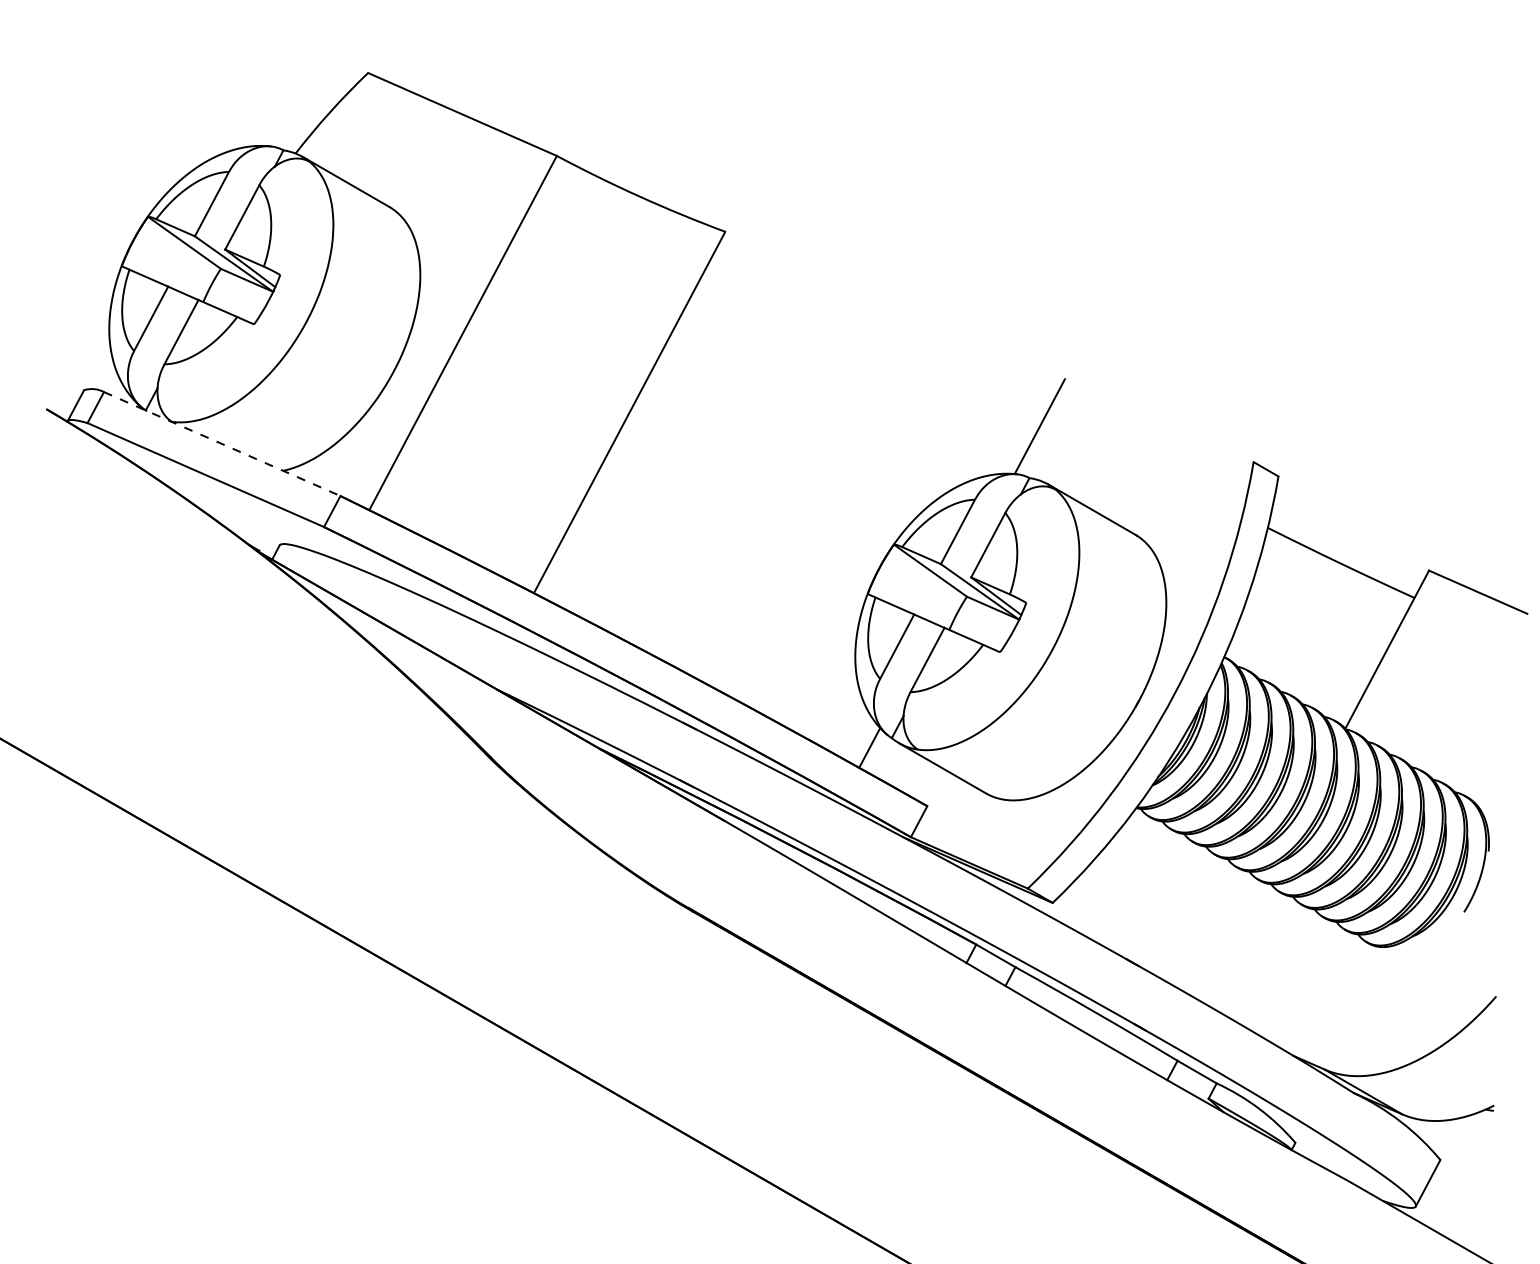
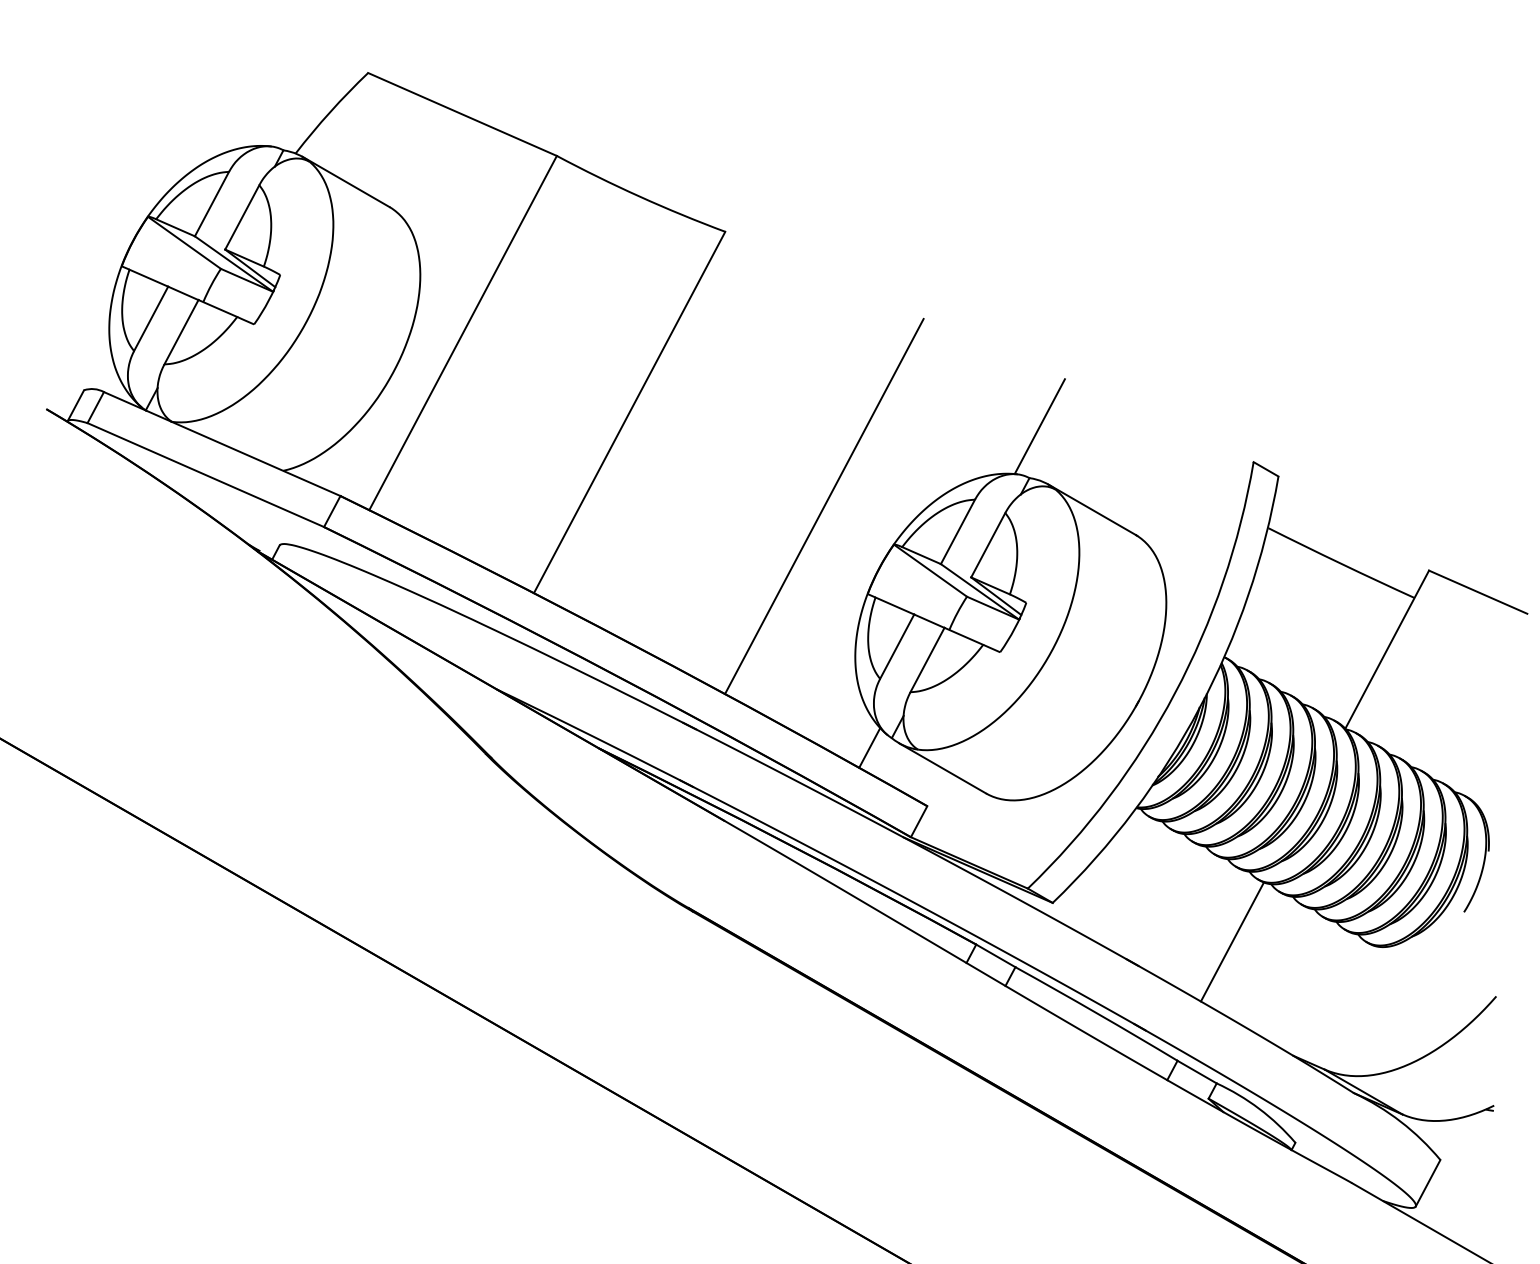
line: dashed -> solid (222, 444)
line: none -> present (824, 506)
line: none -> present (1231, 941)
